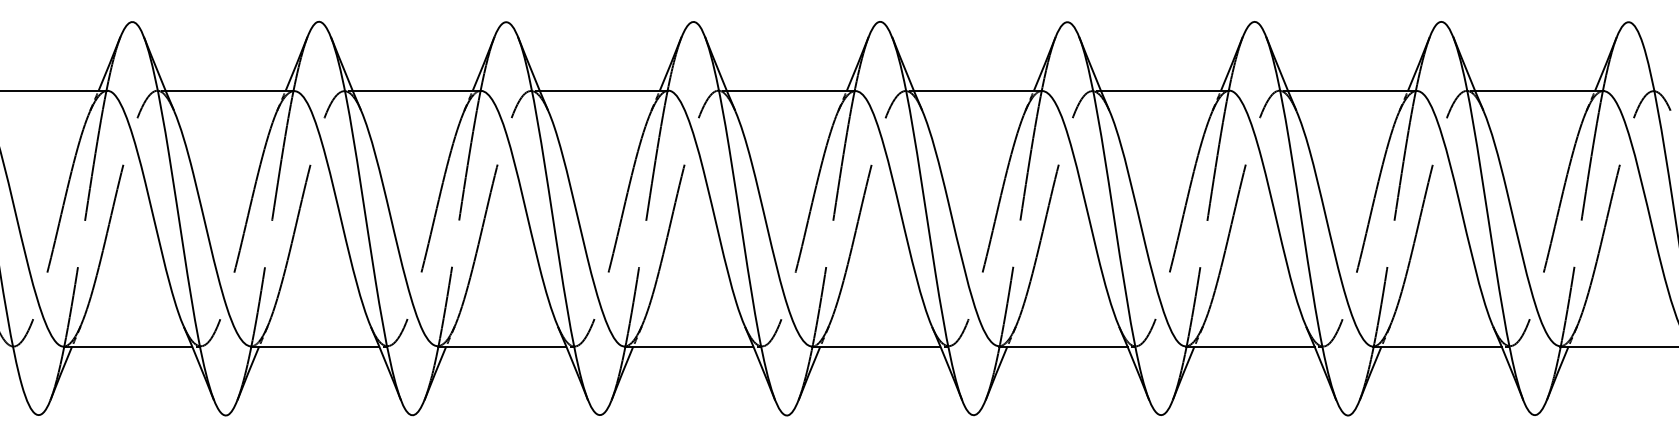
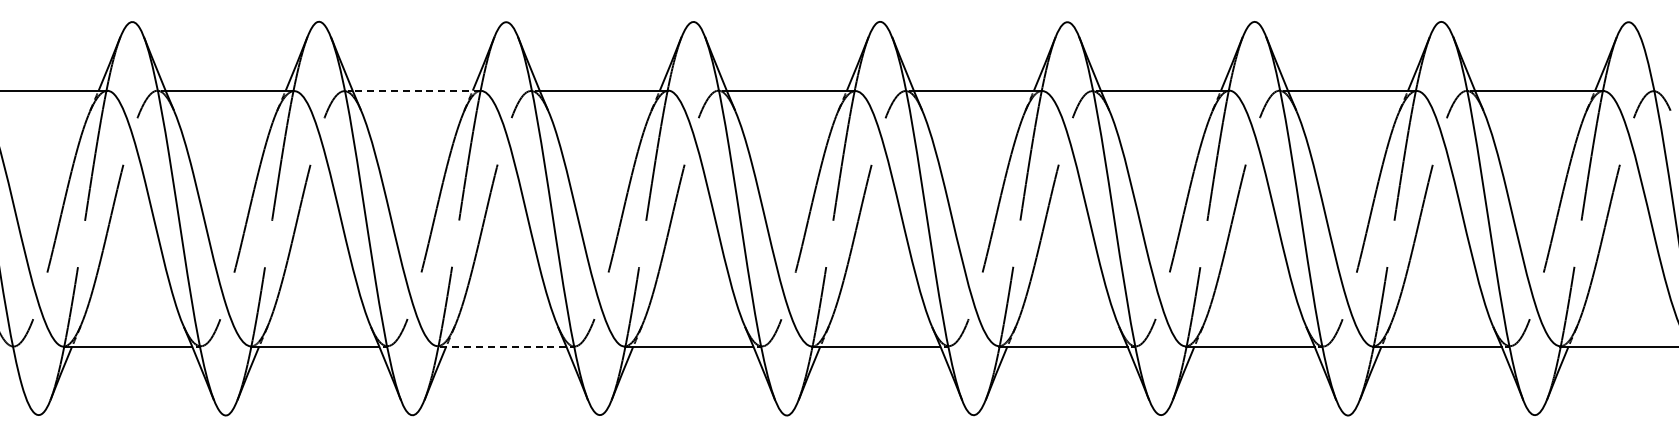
line: solid -> dashed (416, 90)
line: solid -> dashed (501, 346)
